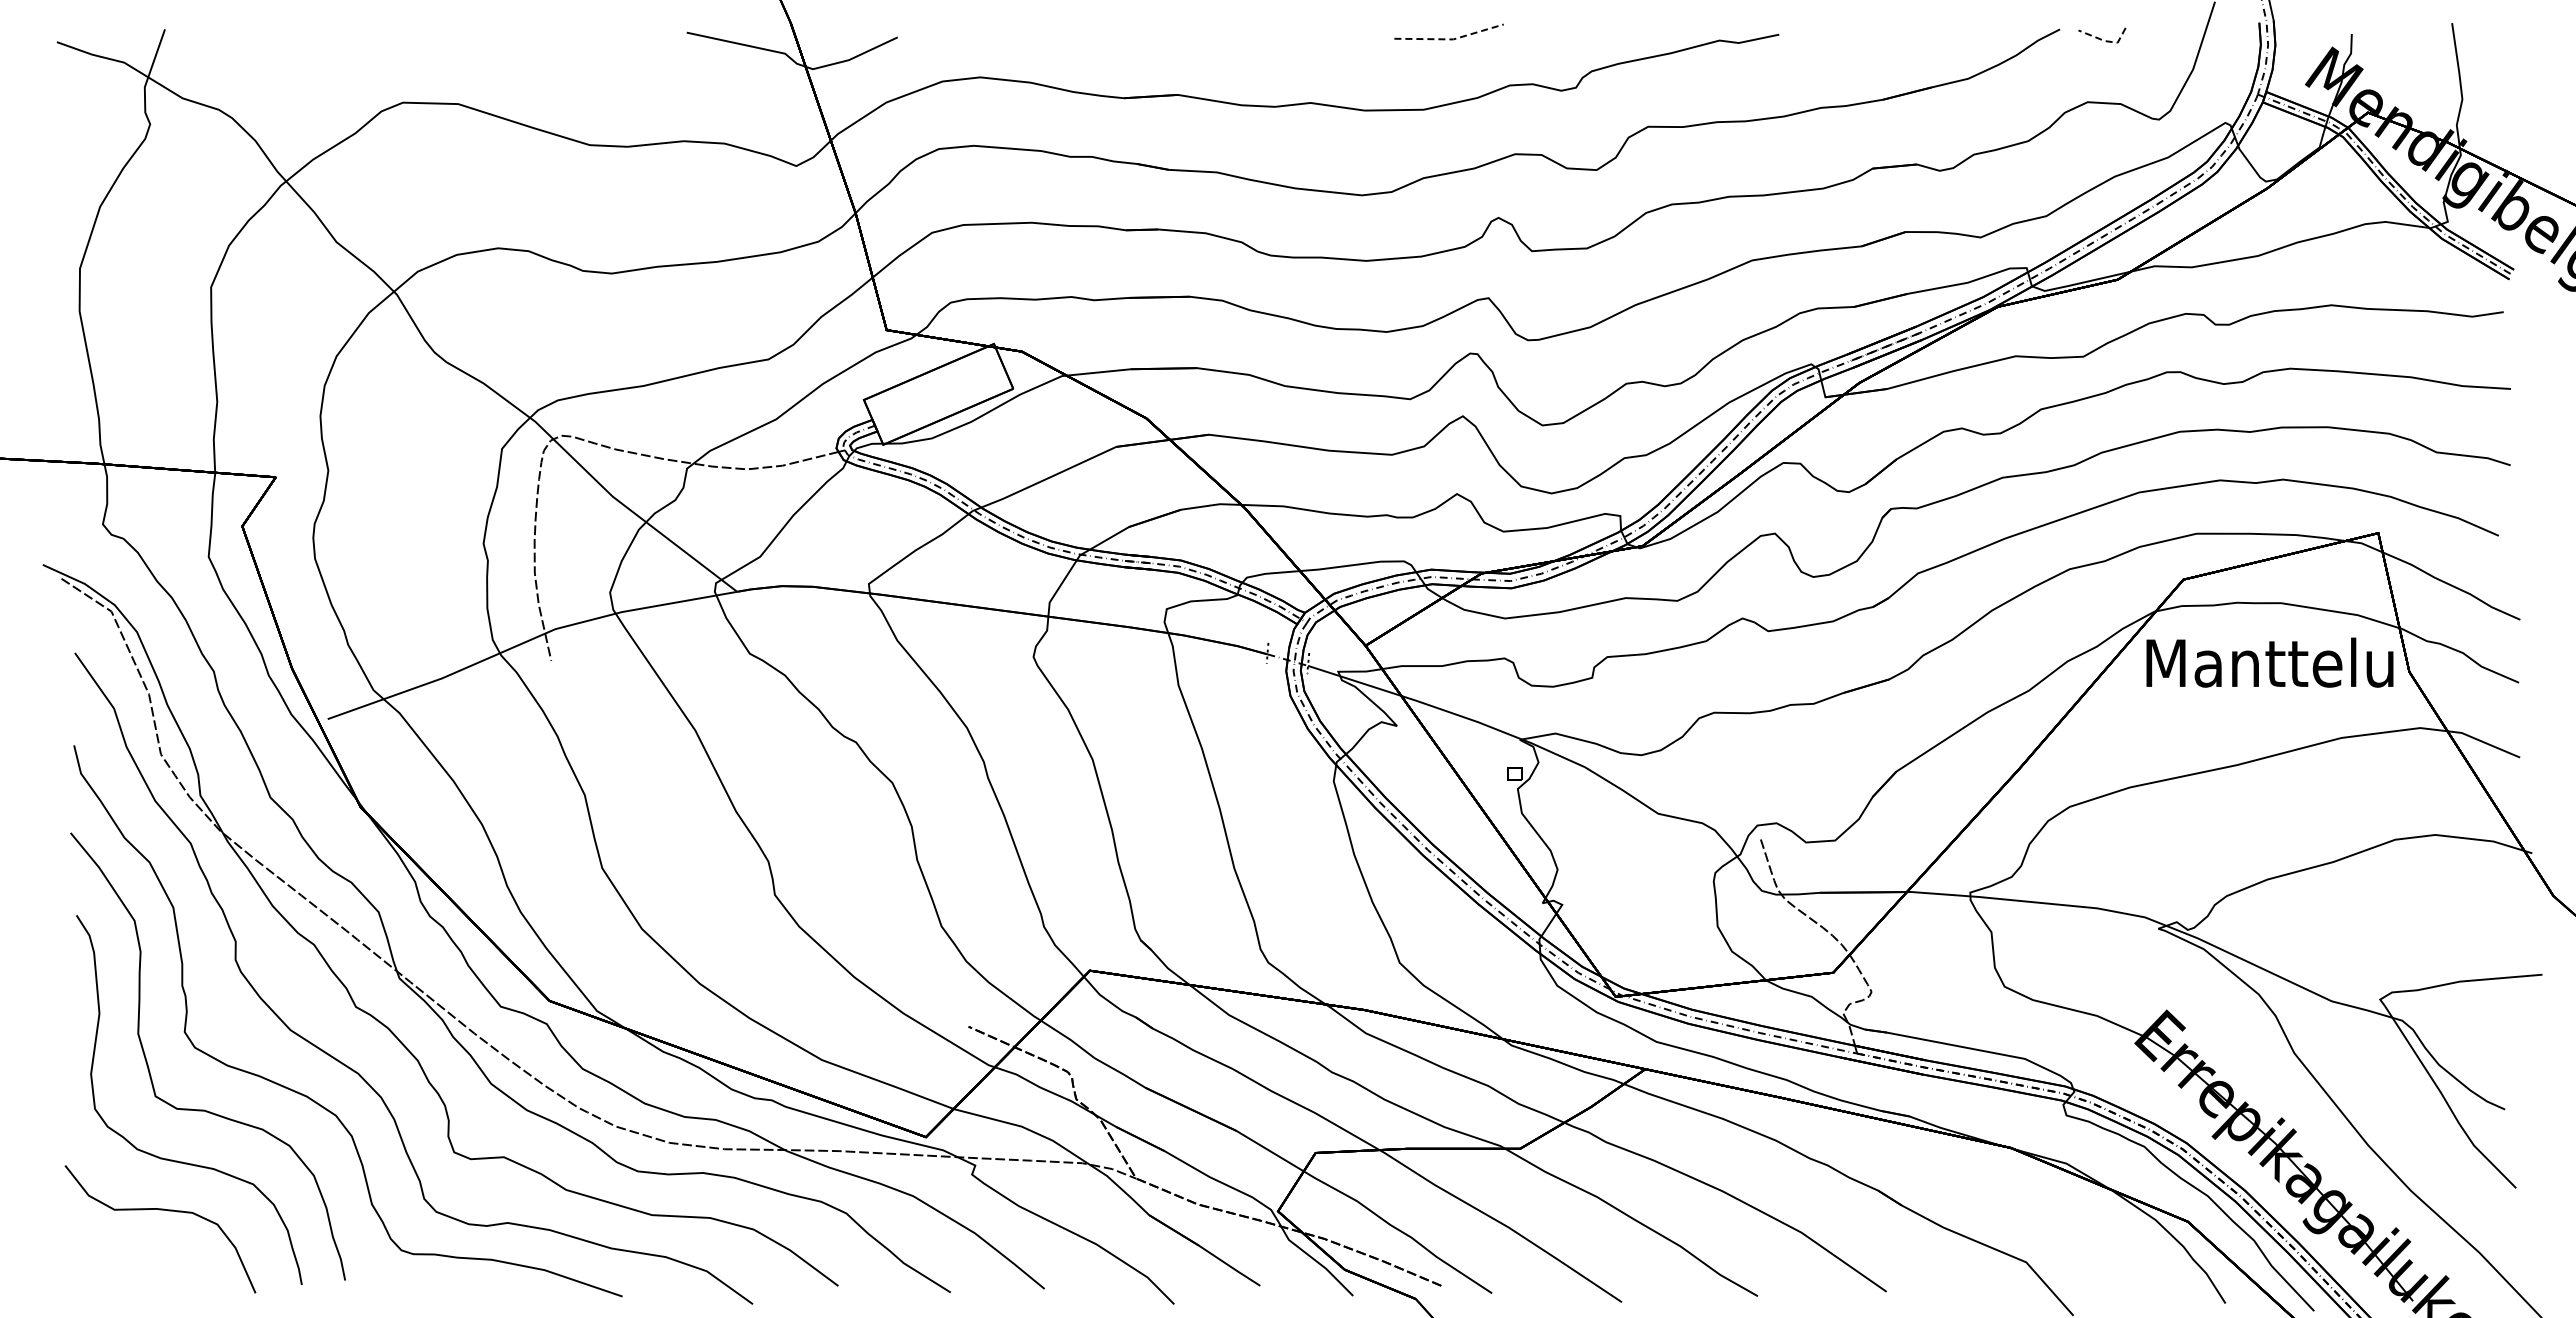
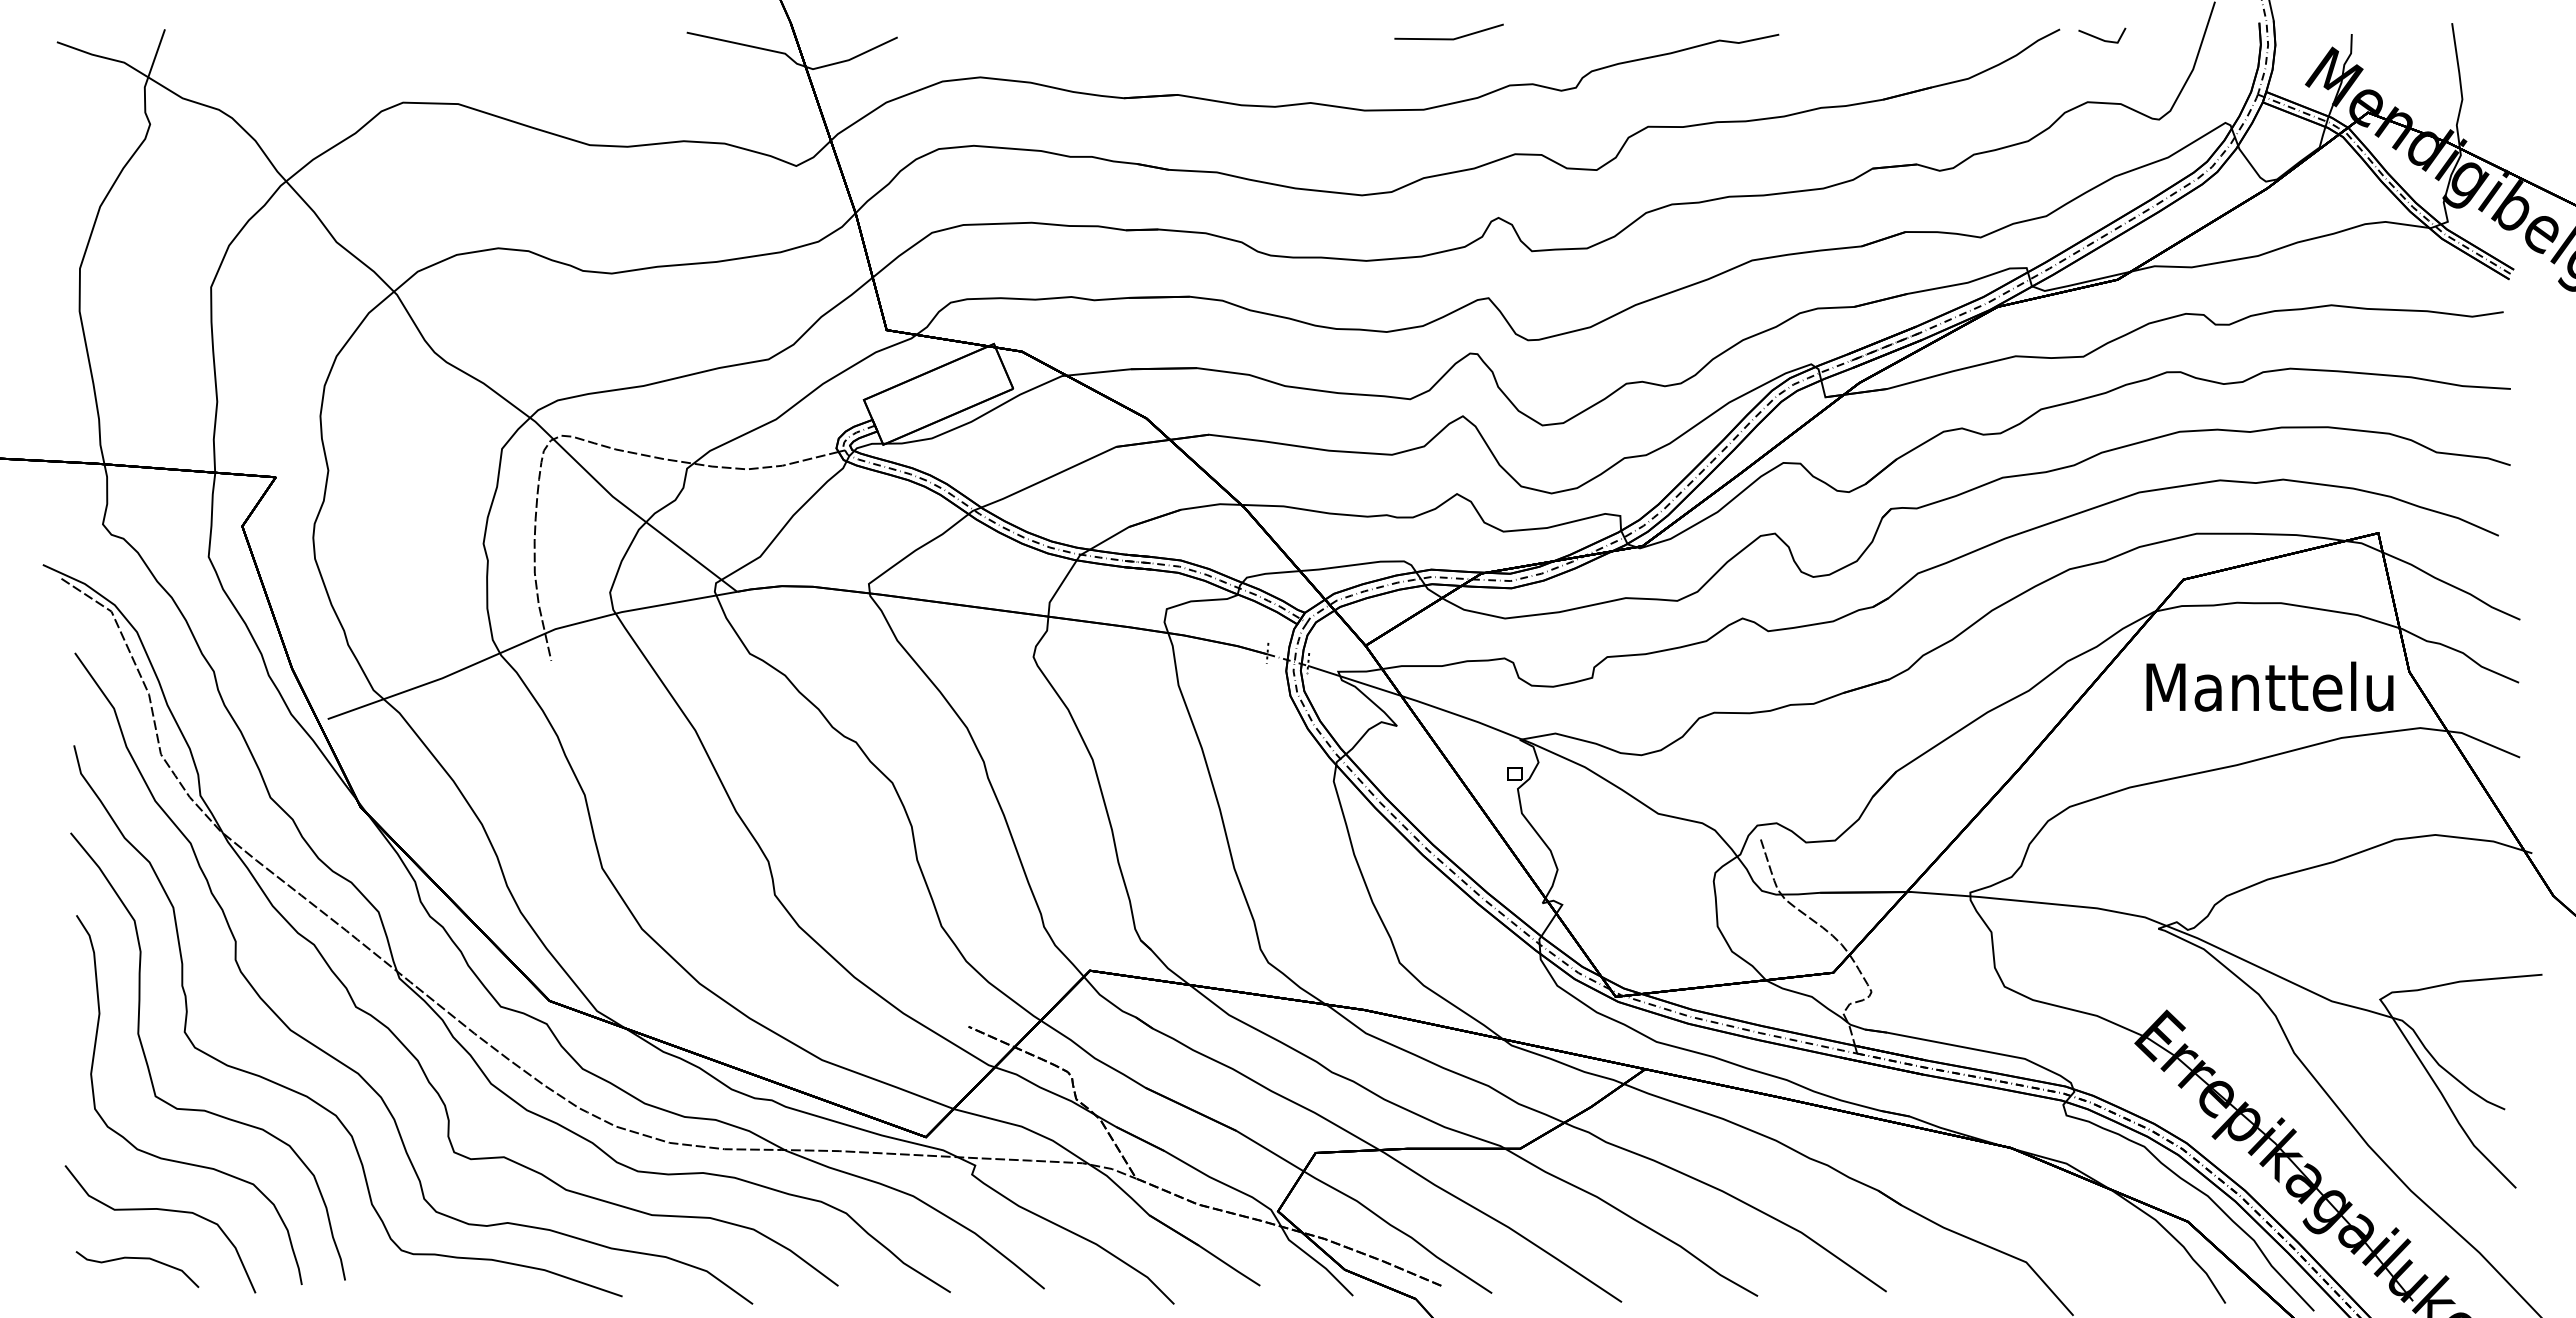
line: dashed -> solid (1450, 39)
line: dashed -> solid (2104, 41)
text position: (2269, 662) -> (2269, 686) (2269, 686)
curve: none -> present (139, 1259)
